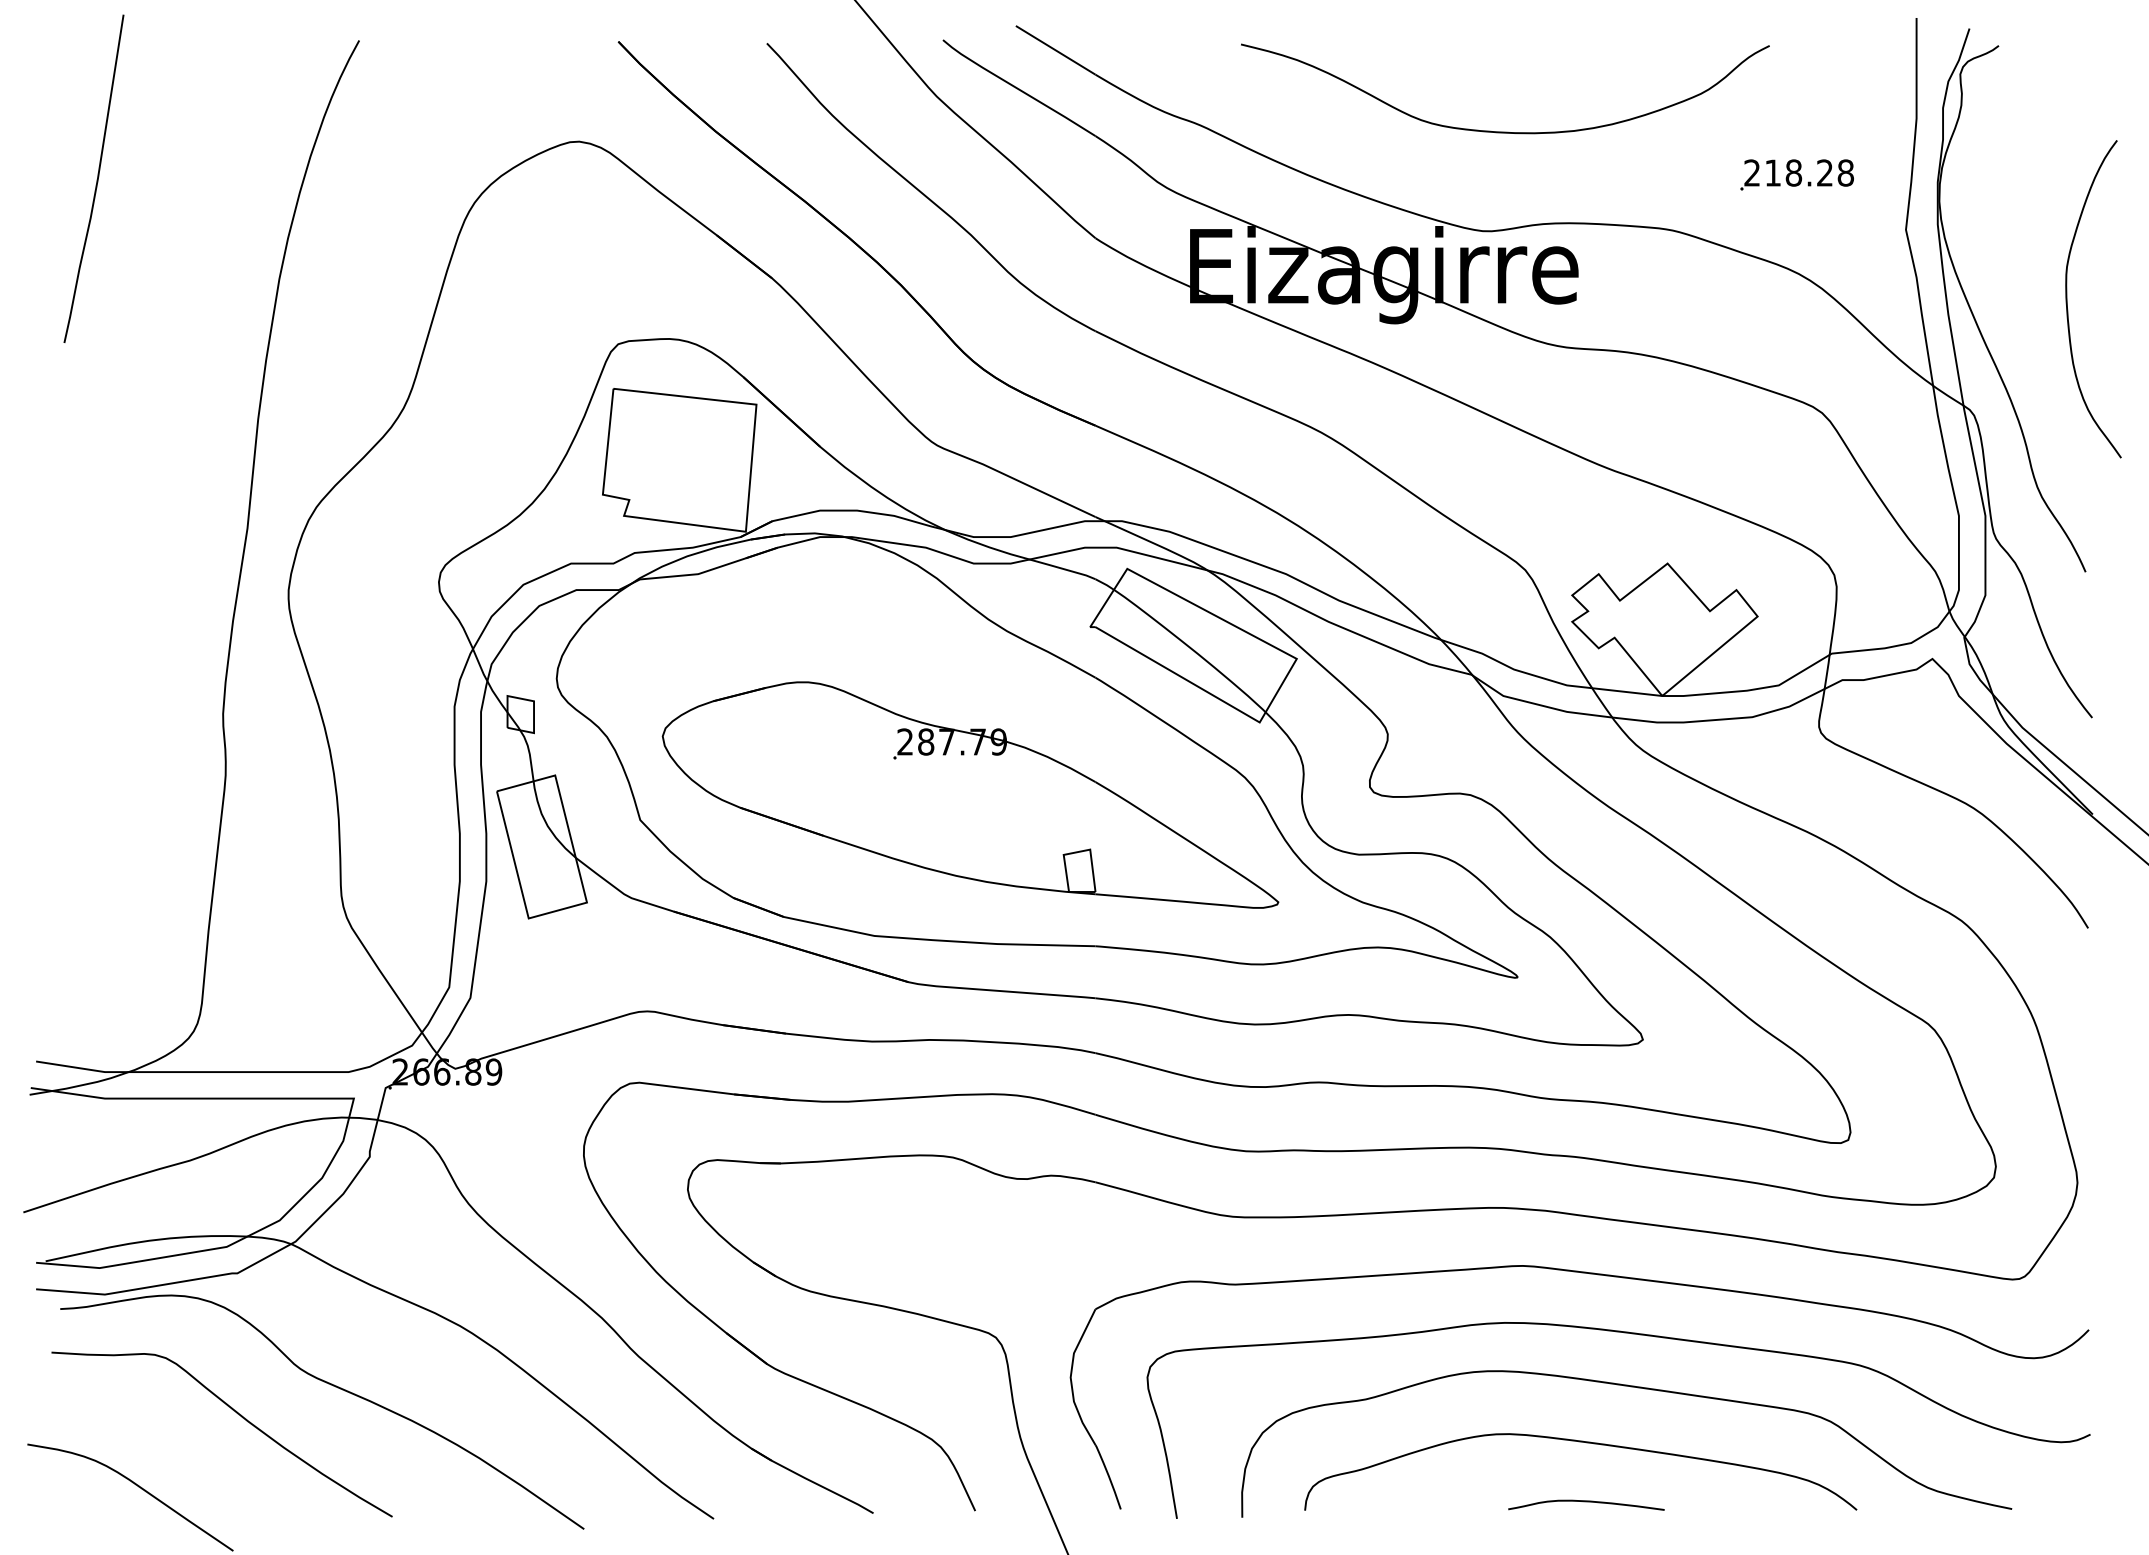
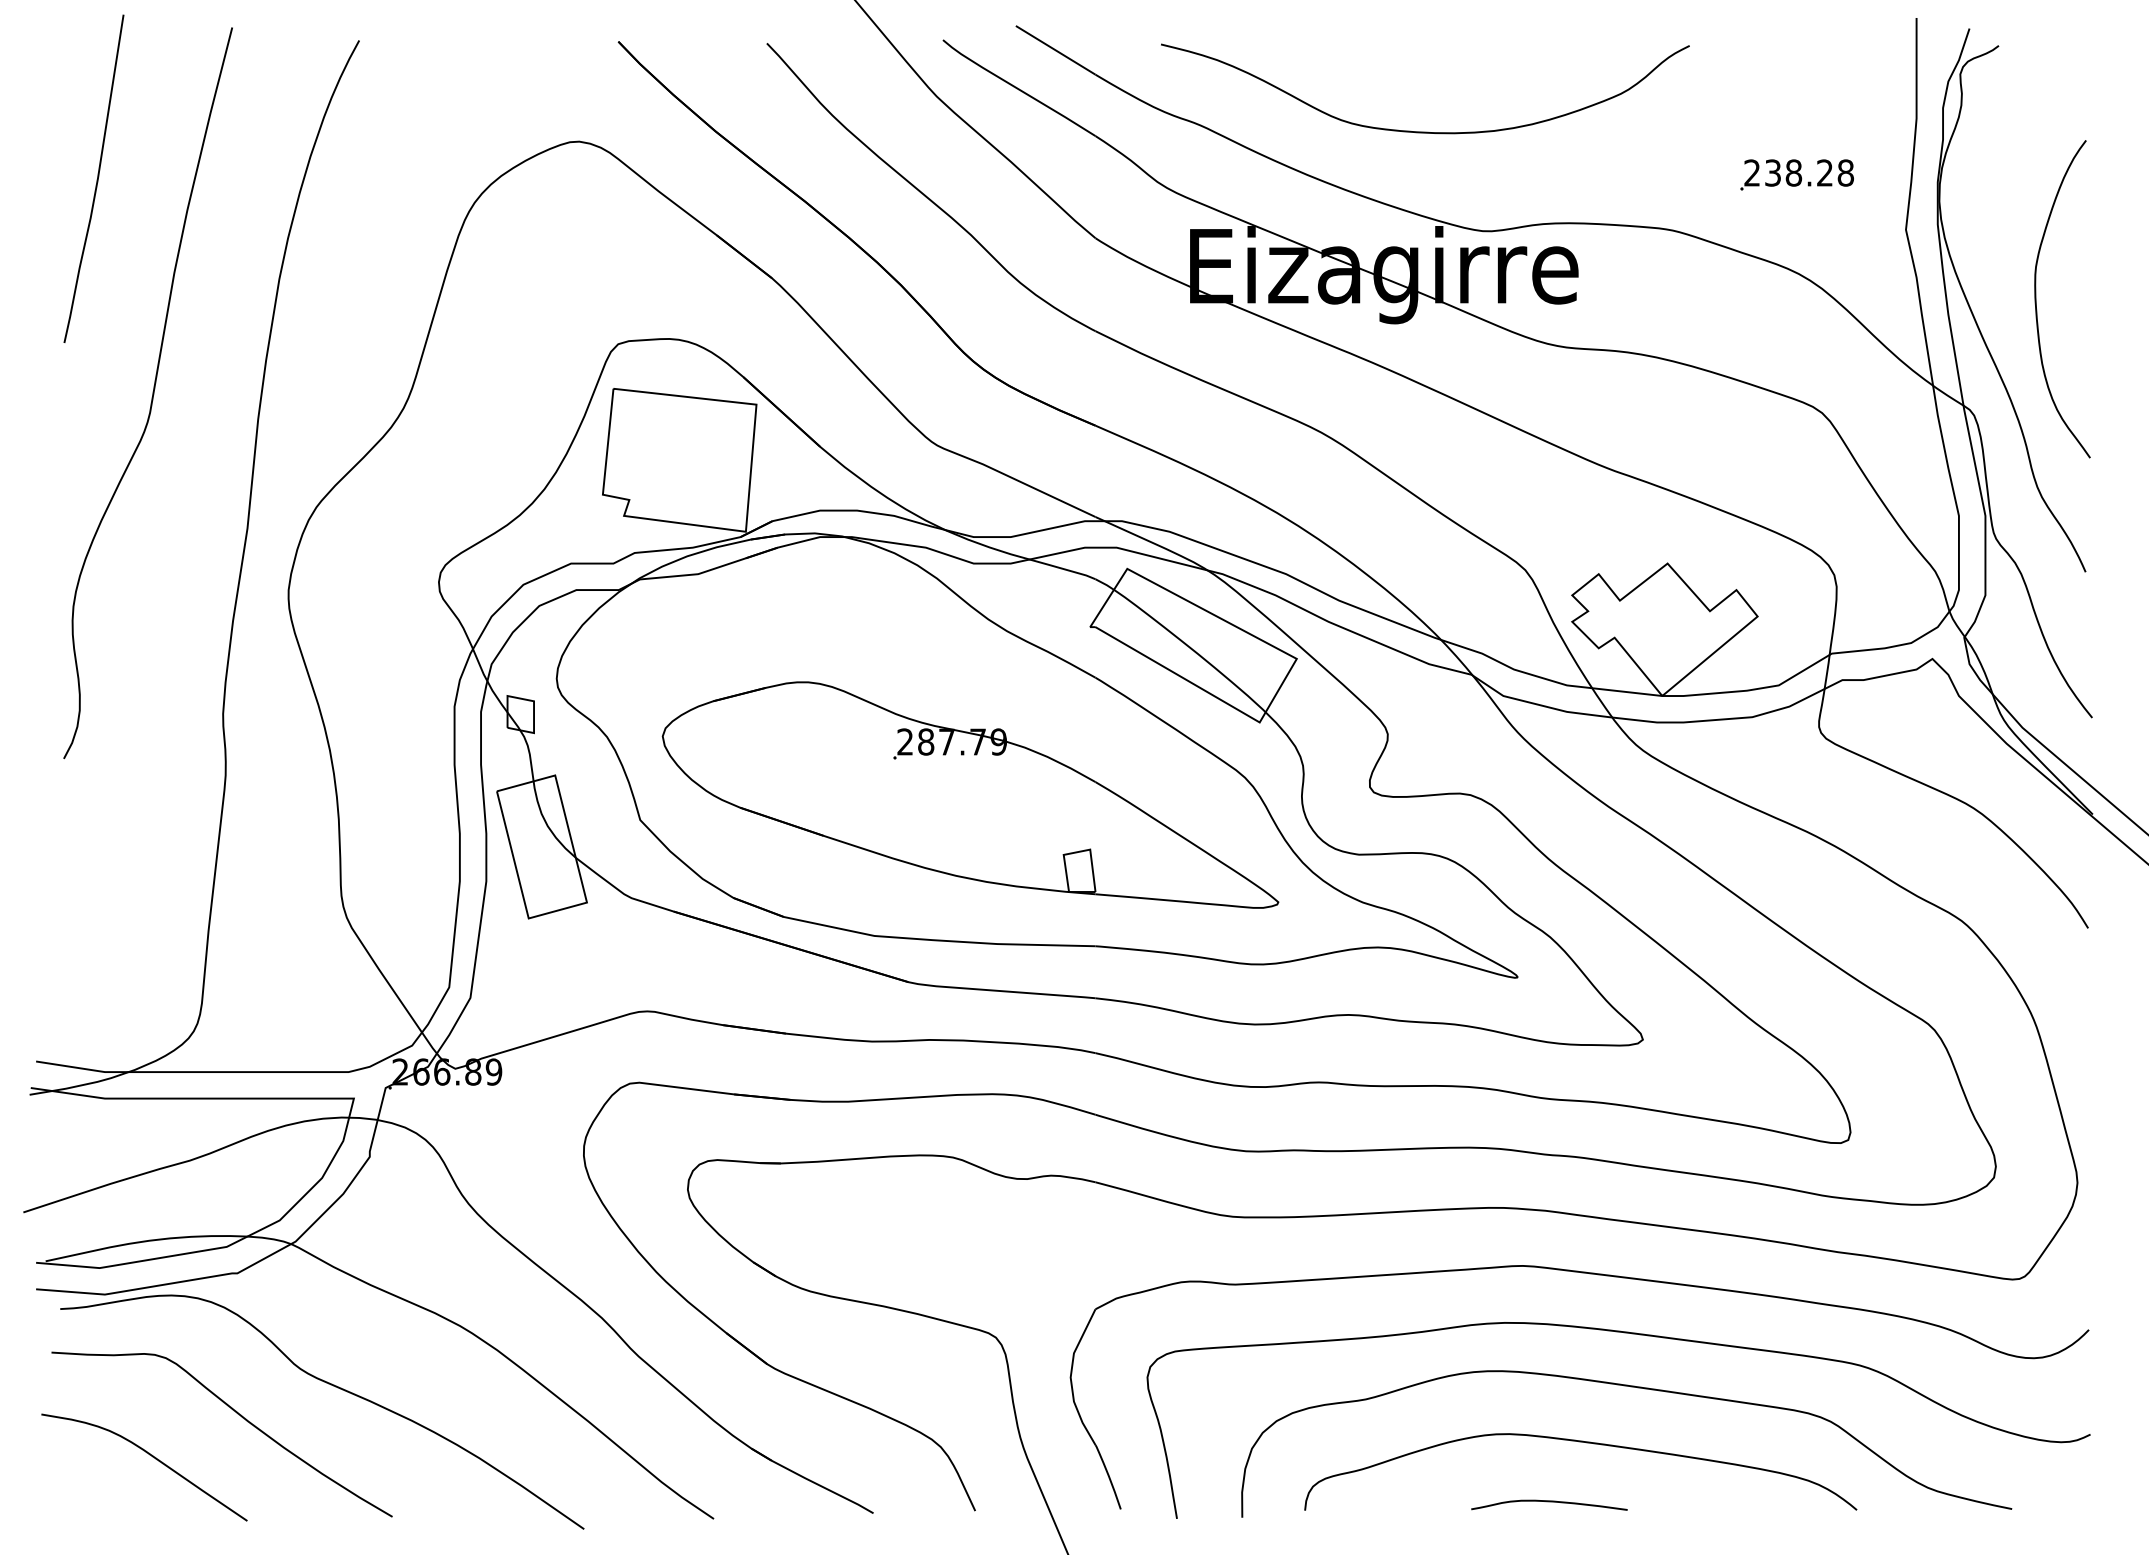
curve position: (1505, 131) -> (1425, 131) (1425, 131)
text: 218.28 -> 238.28 (1772, 172)
curve position: (2067, 299) -> (2036, 299) (2036, 299)
curve: none -> present (152, 393)
curve position: (138, 1487) -> (152, 1457) (152, 1457)
curve position: (1586, 1502) -> (1549, 1502) (1549, 1502)
